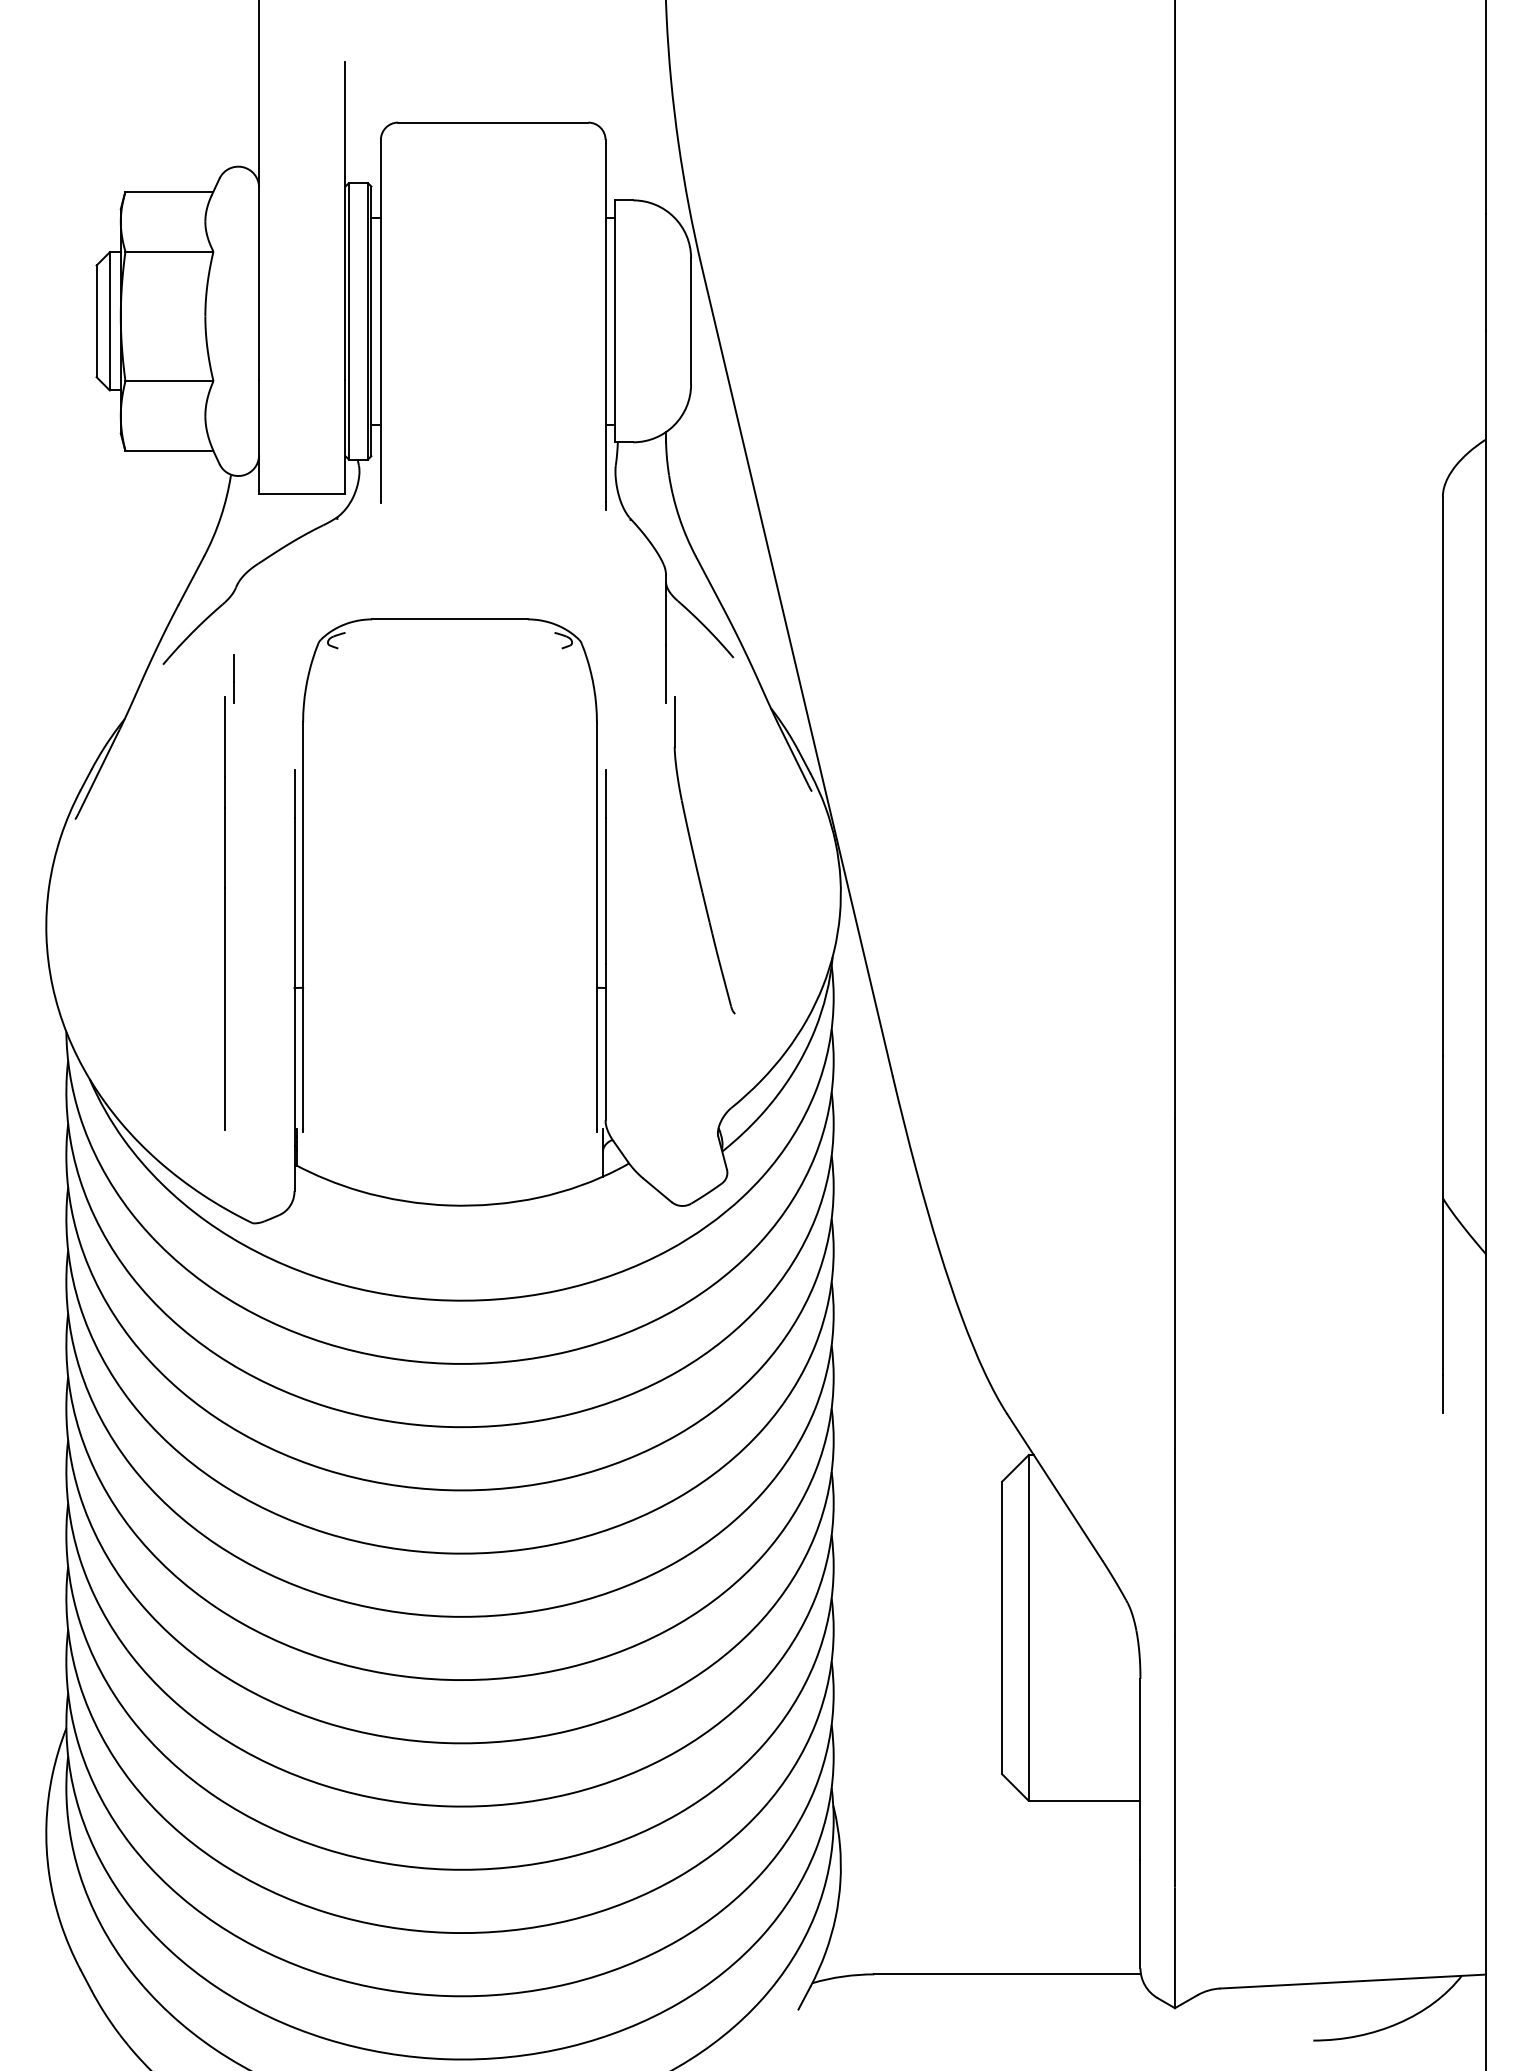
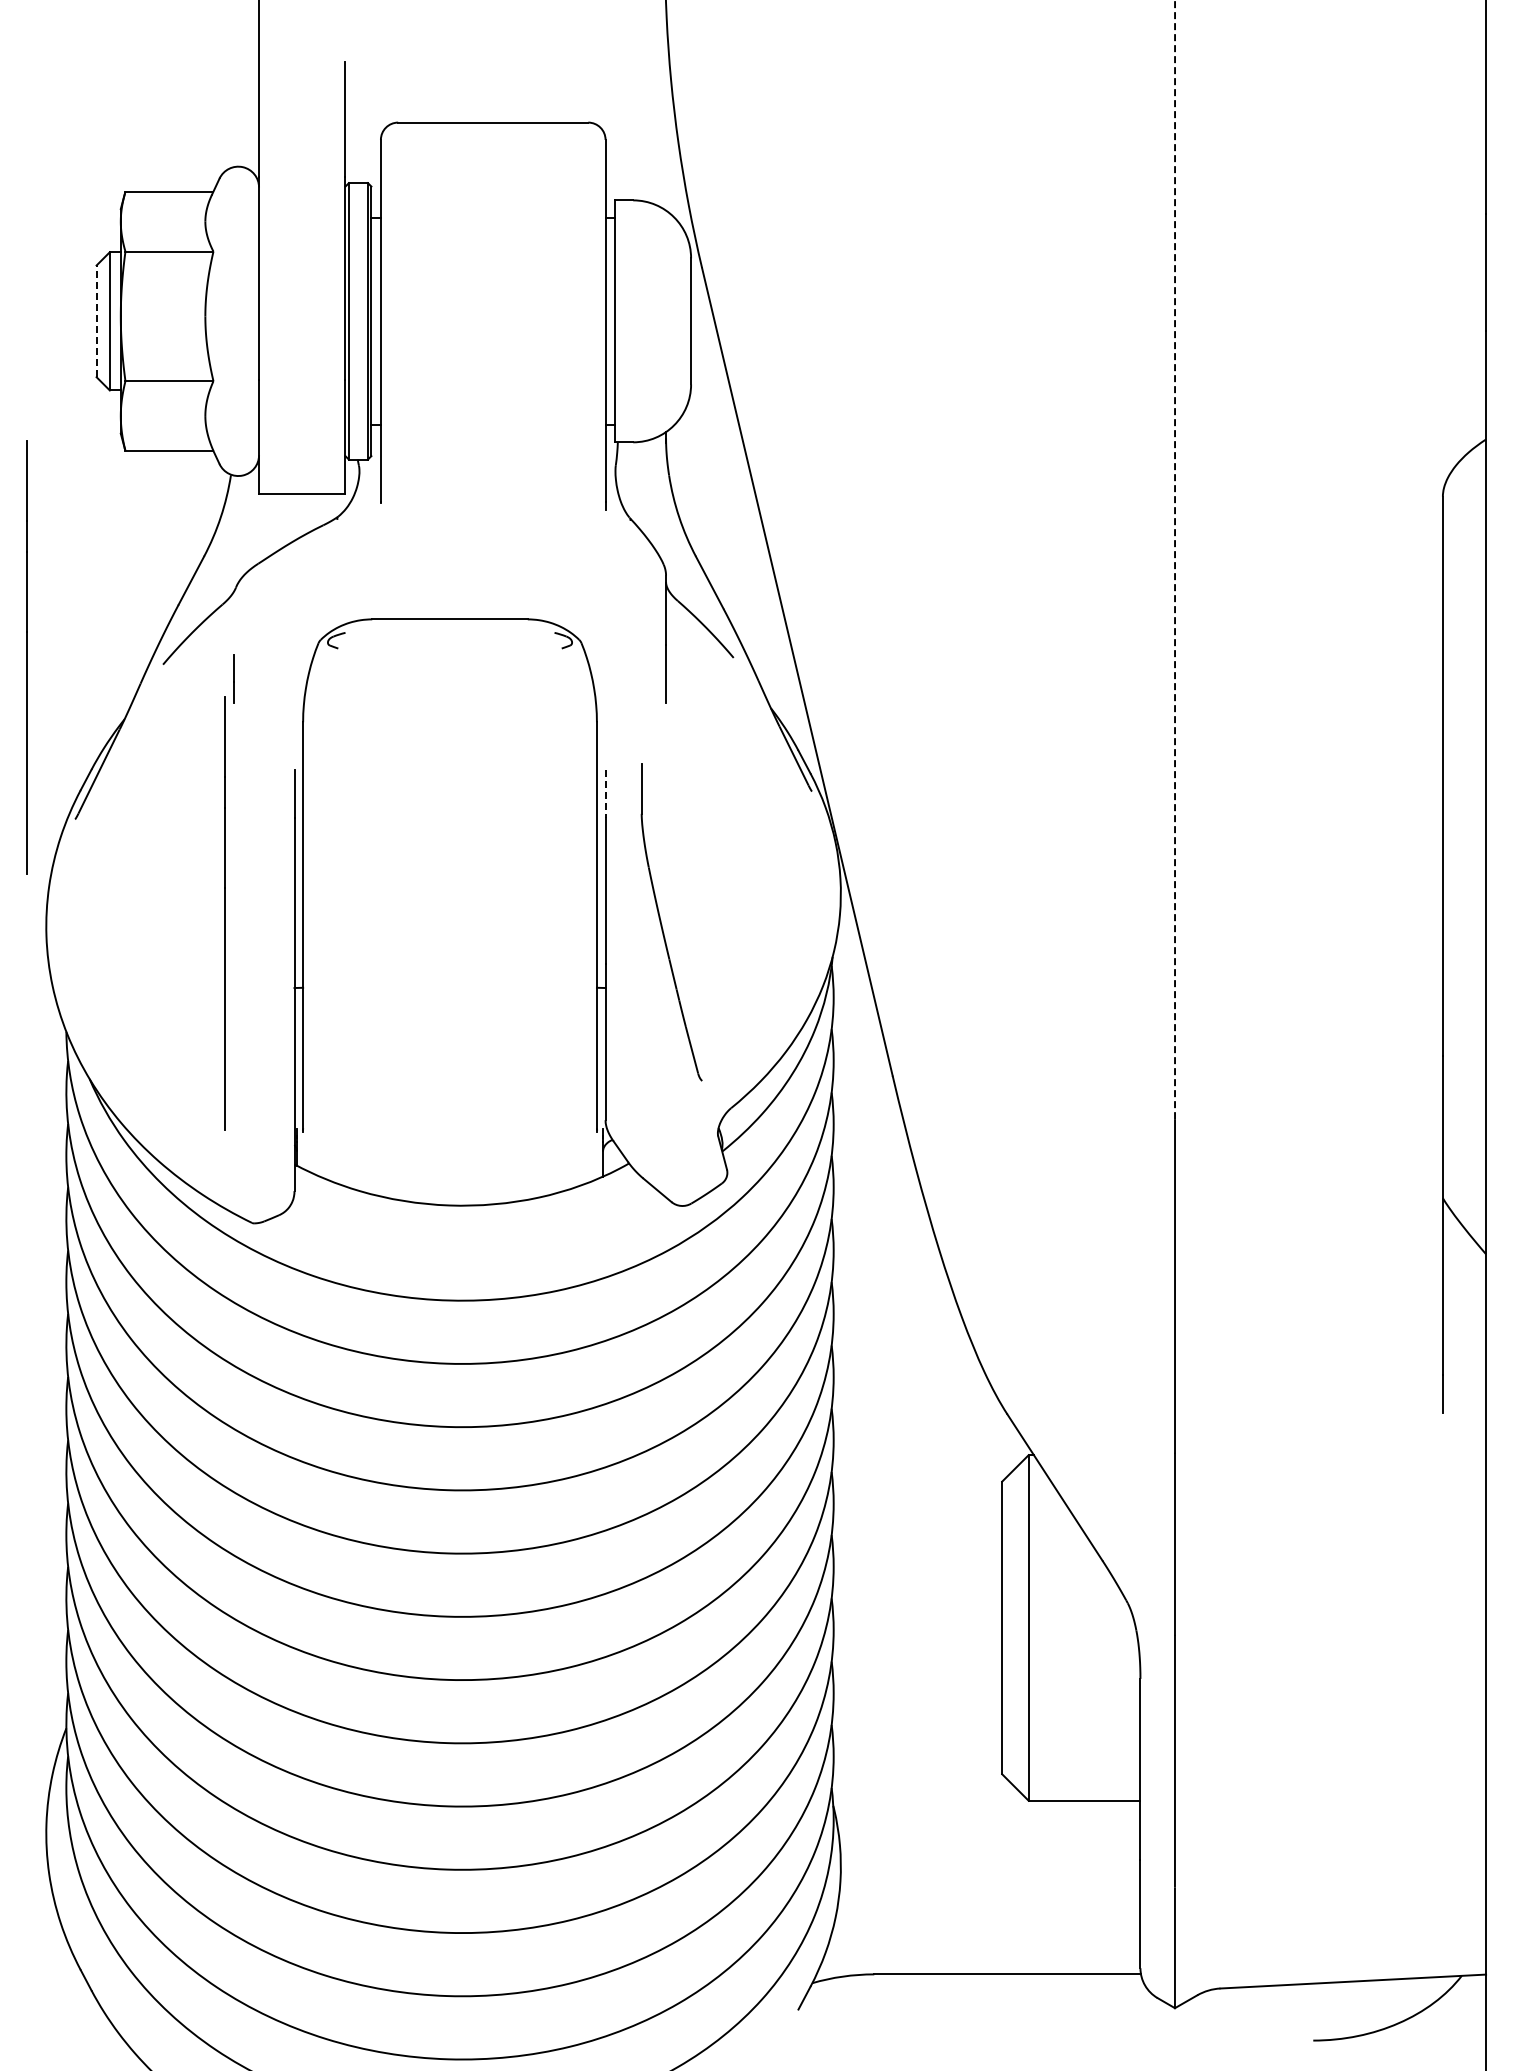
line: solid -> dashed (96, 321)
line: solid -> dashed (1175, 559)
line: none -> present (26, 657)
line: solid -> dashed (605, 794)
part position: (695, 857) -> (662, 924) (662, 924)
